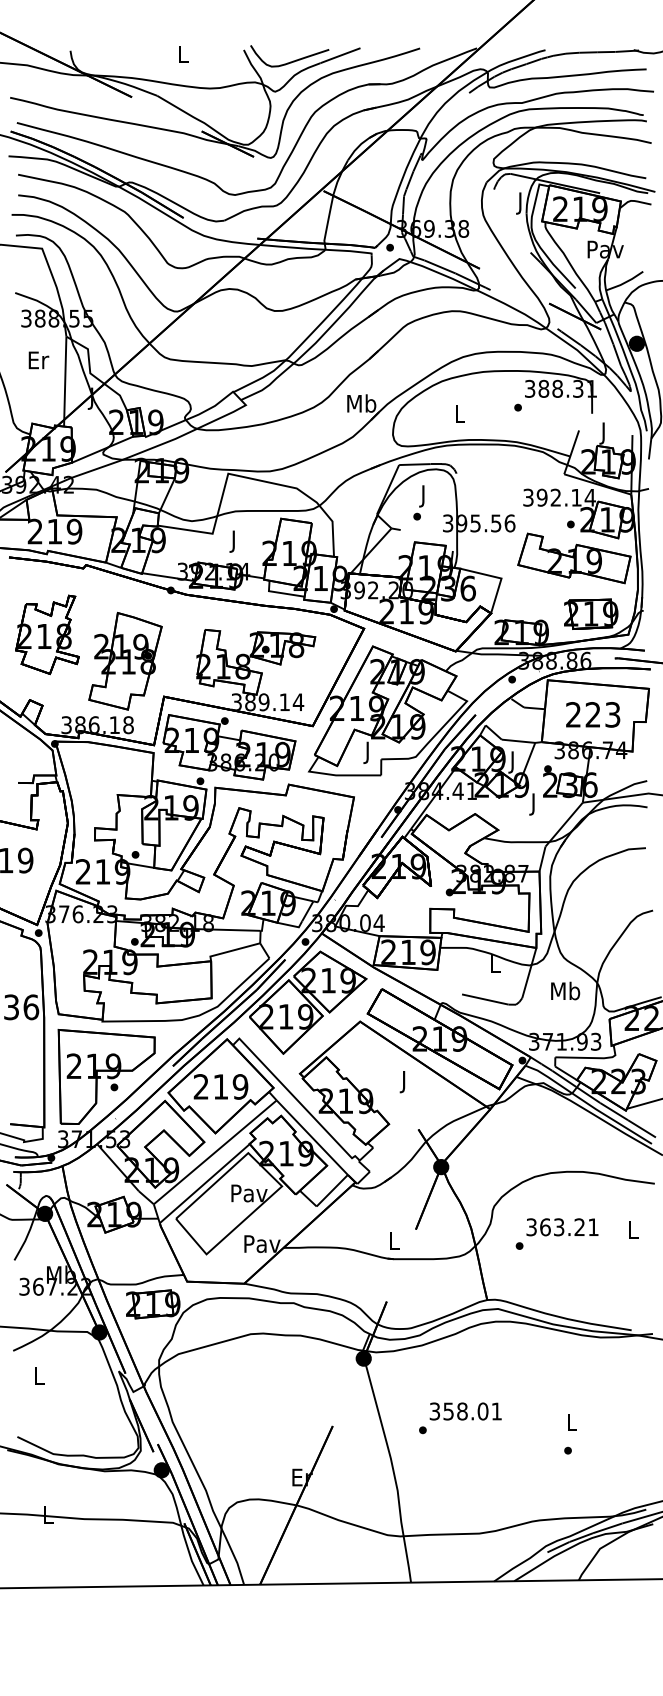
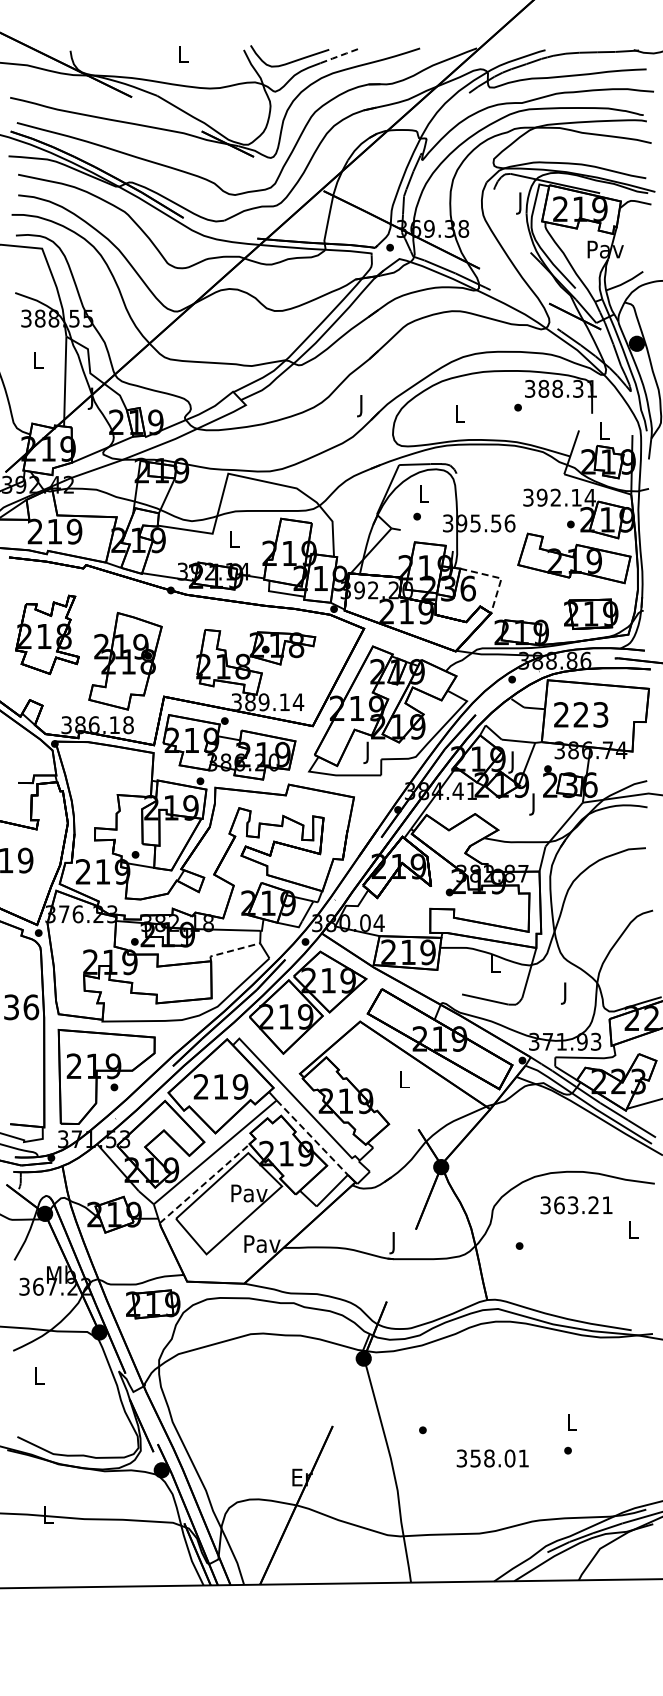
line: solid -> dashed (340, 55)
text: Er -> L (38, 360)
text: Mb -> J (361, 405)
text: J -> L (604, 433)
text: J -> L (423, 496)
text: J -> L (234, 541)
line: solid -> dashed (499, 578)
text position: (593, 714) -> (581, 714) (581, 714)
line: solid -> dashed (232, 950)
text: Mb -> J (565, 992)
text: J -> L (404, 1082)
line: solid -> dashed (312, 1137)
line: solid -> dashed (204, 1183)
text position: (562, 1227) -> (576, 1205) (576, 1205)
text: L -> J (394, 1243)
text position: (465, 1411) -> (492, 1458) (492, 1458)
